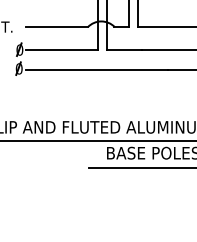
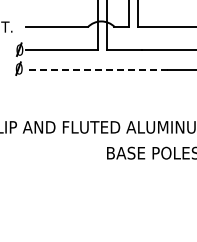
line: solid -> dashed (96, 69)
line: present -> none (97, 140)
line: present -> none (140, 168)
